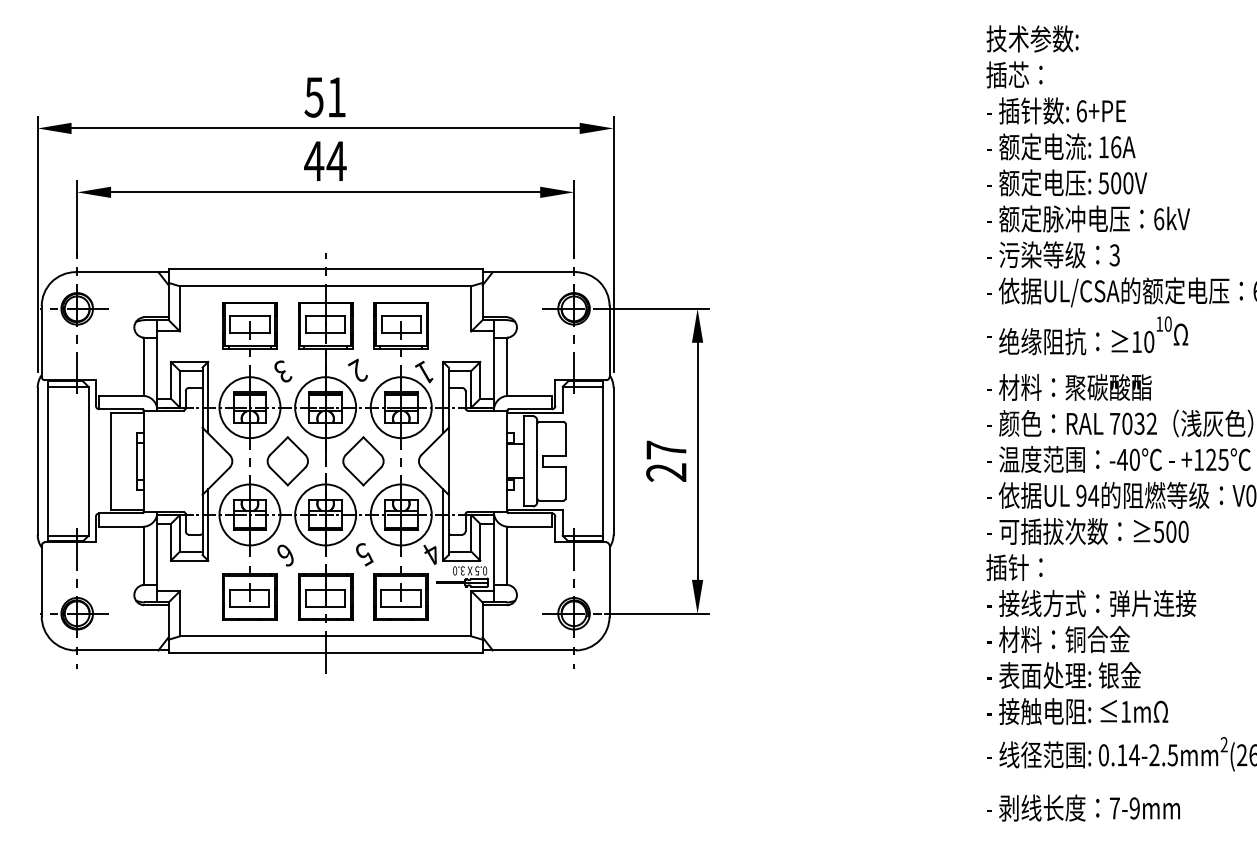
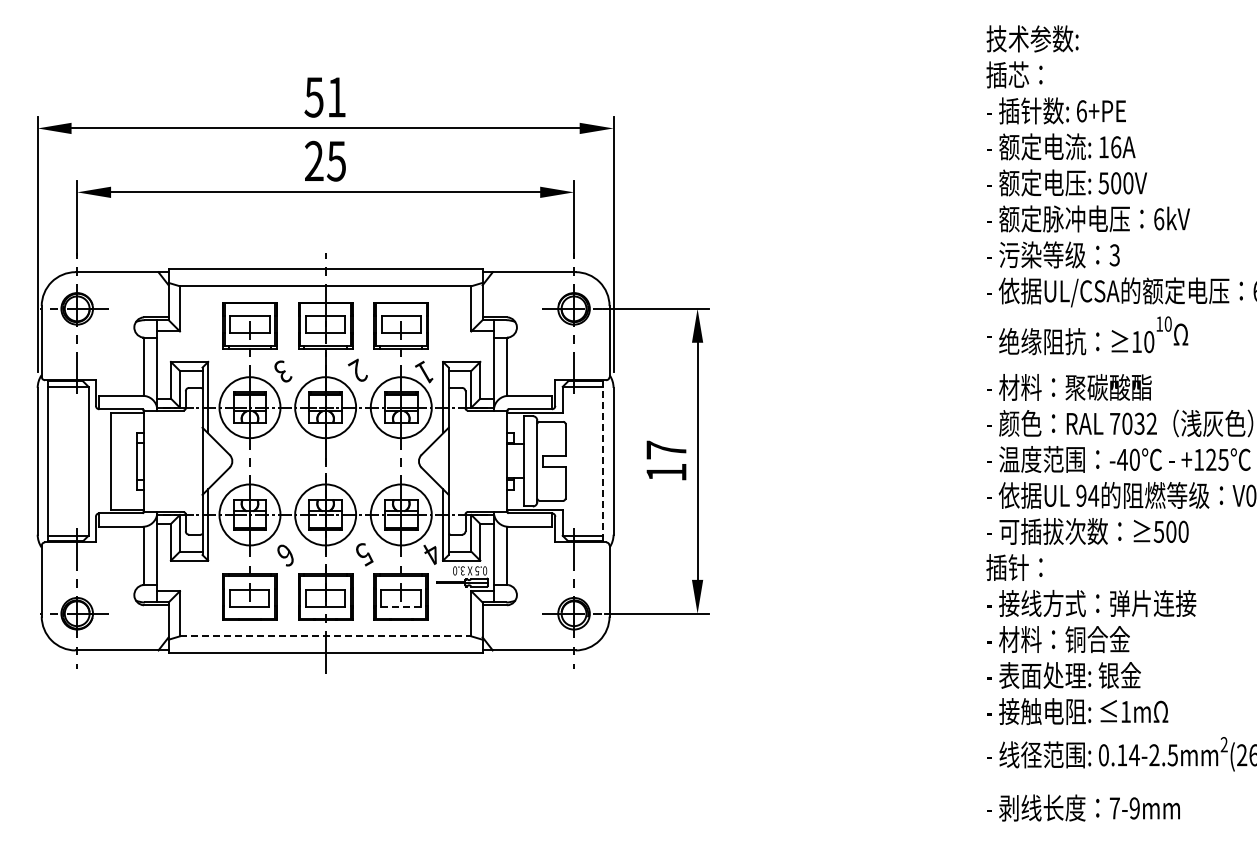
text: 44 -> 25 (325, 160)
line: solid -> dashed (603, 460)
part: present -> none (287, 461)
part: present -> none (363, 461)
text: 27 -> 17 (666, 472)
line: solid -> dashed (401, 606)
line: solid -> dashed (325, 636)
